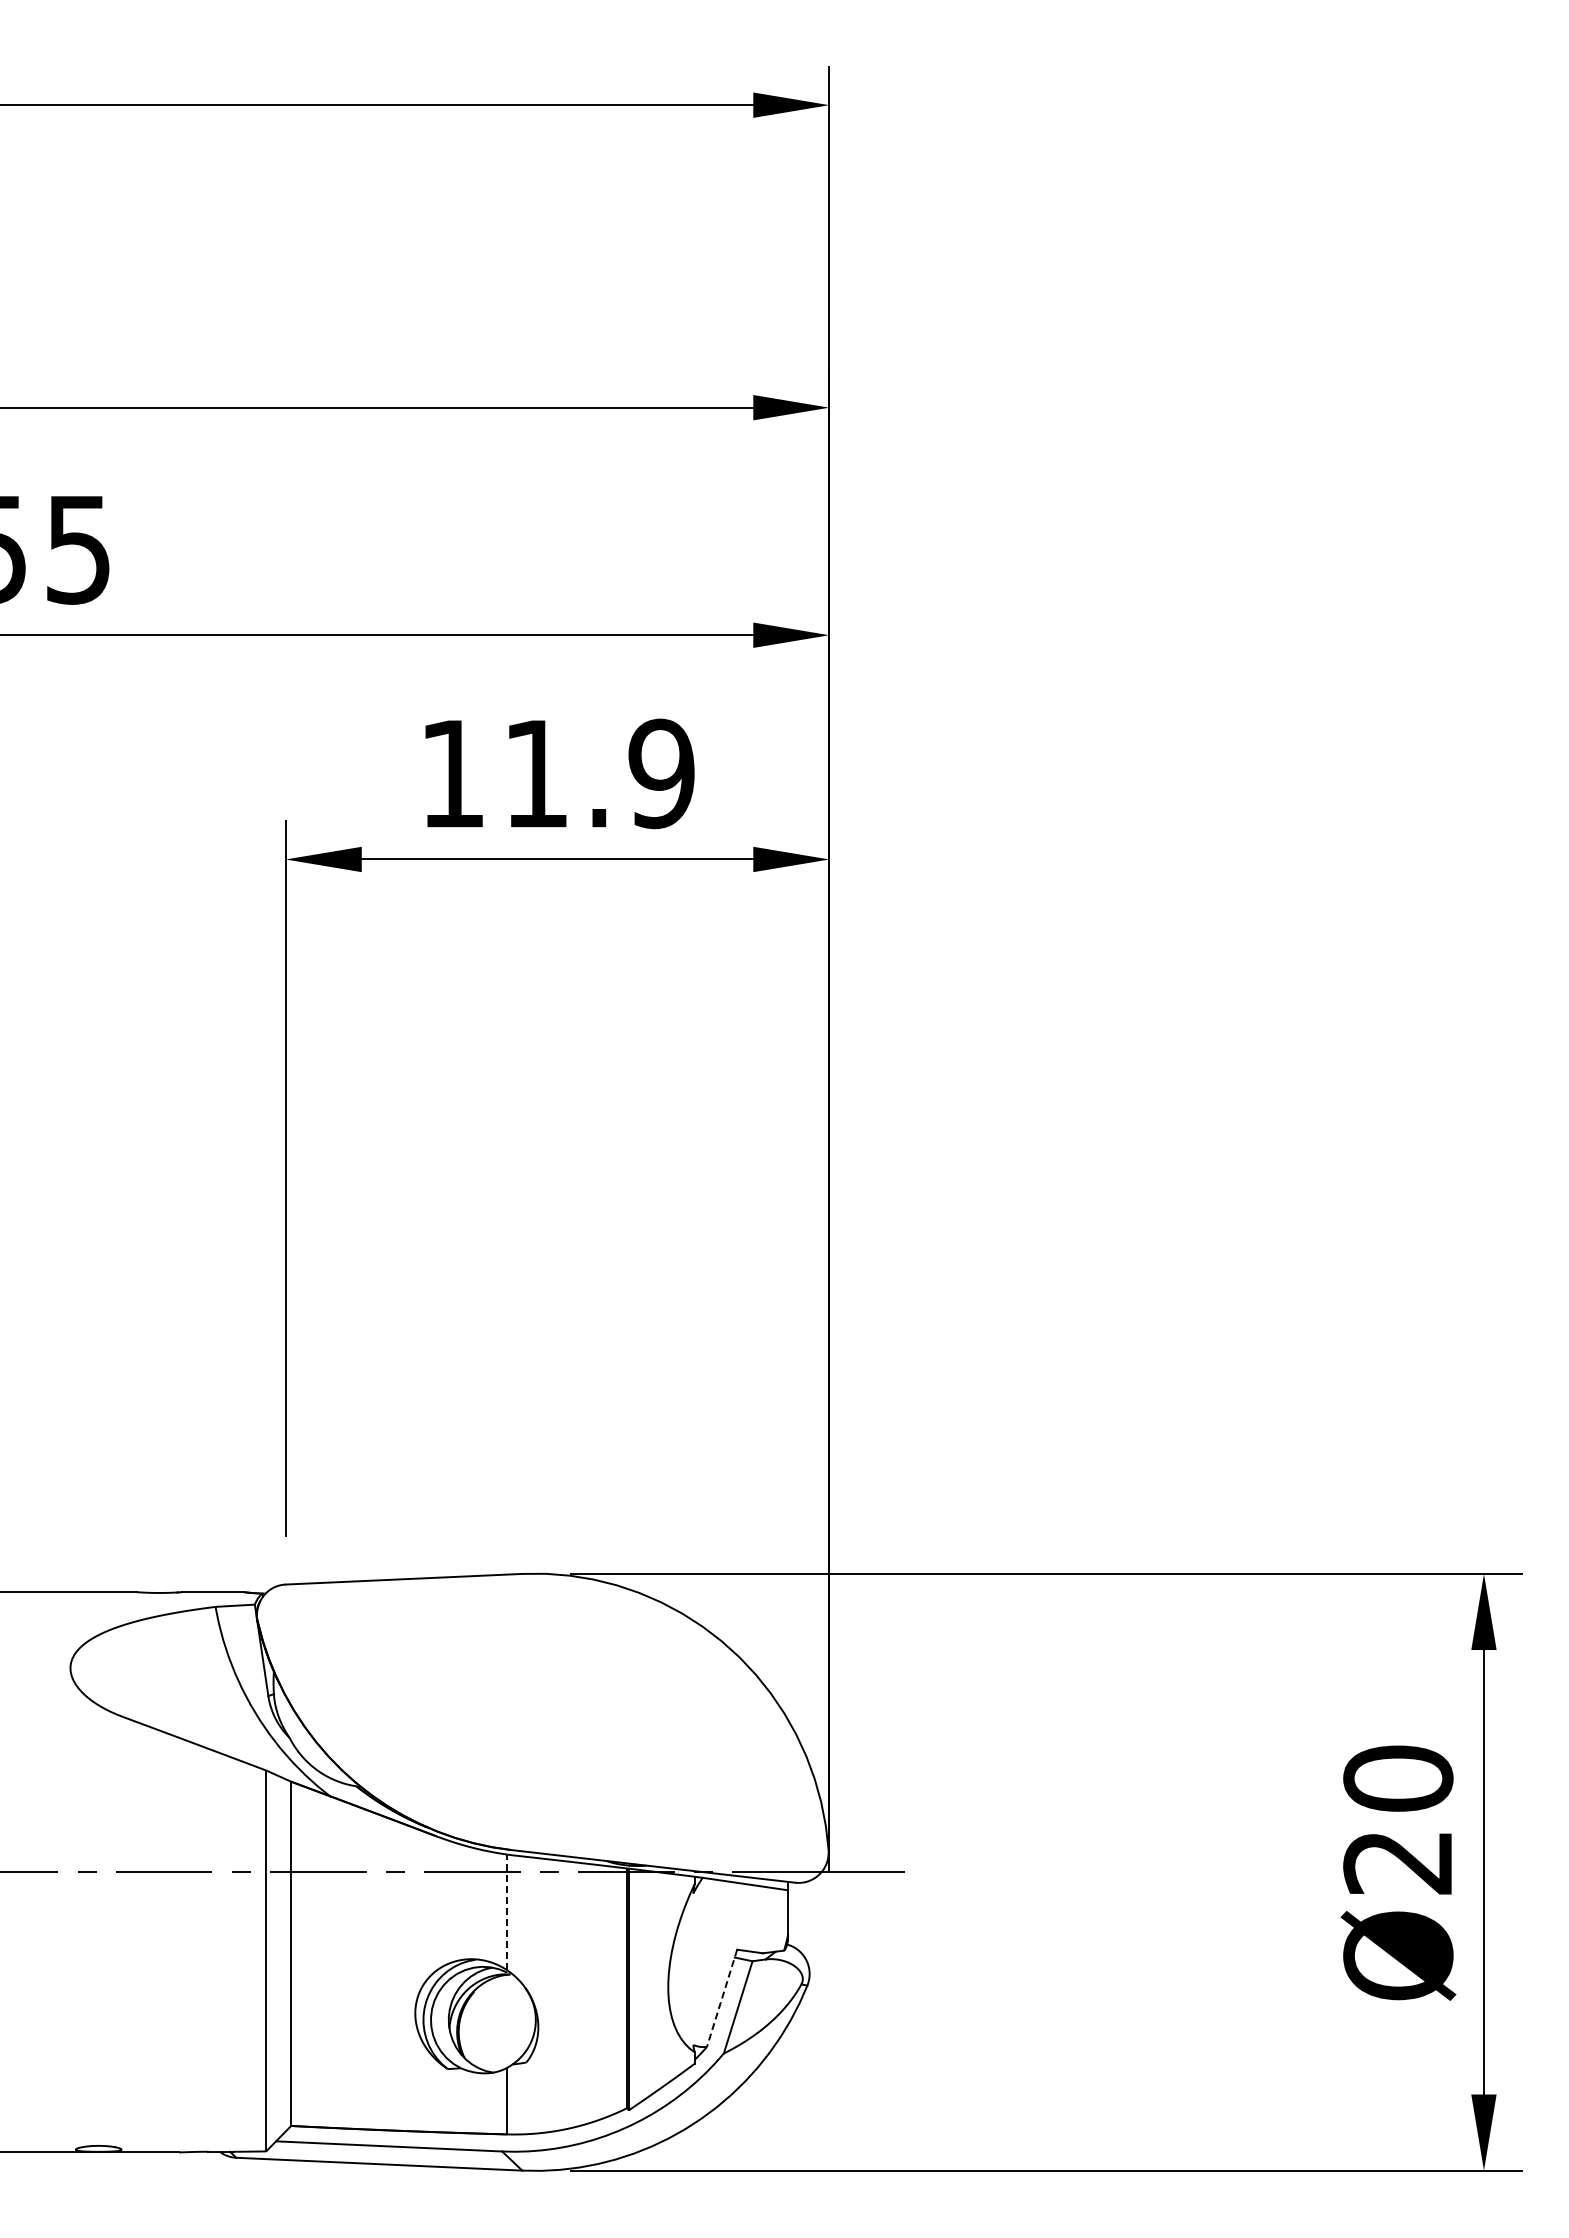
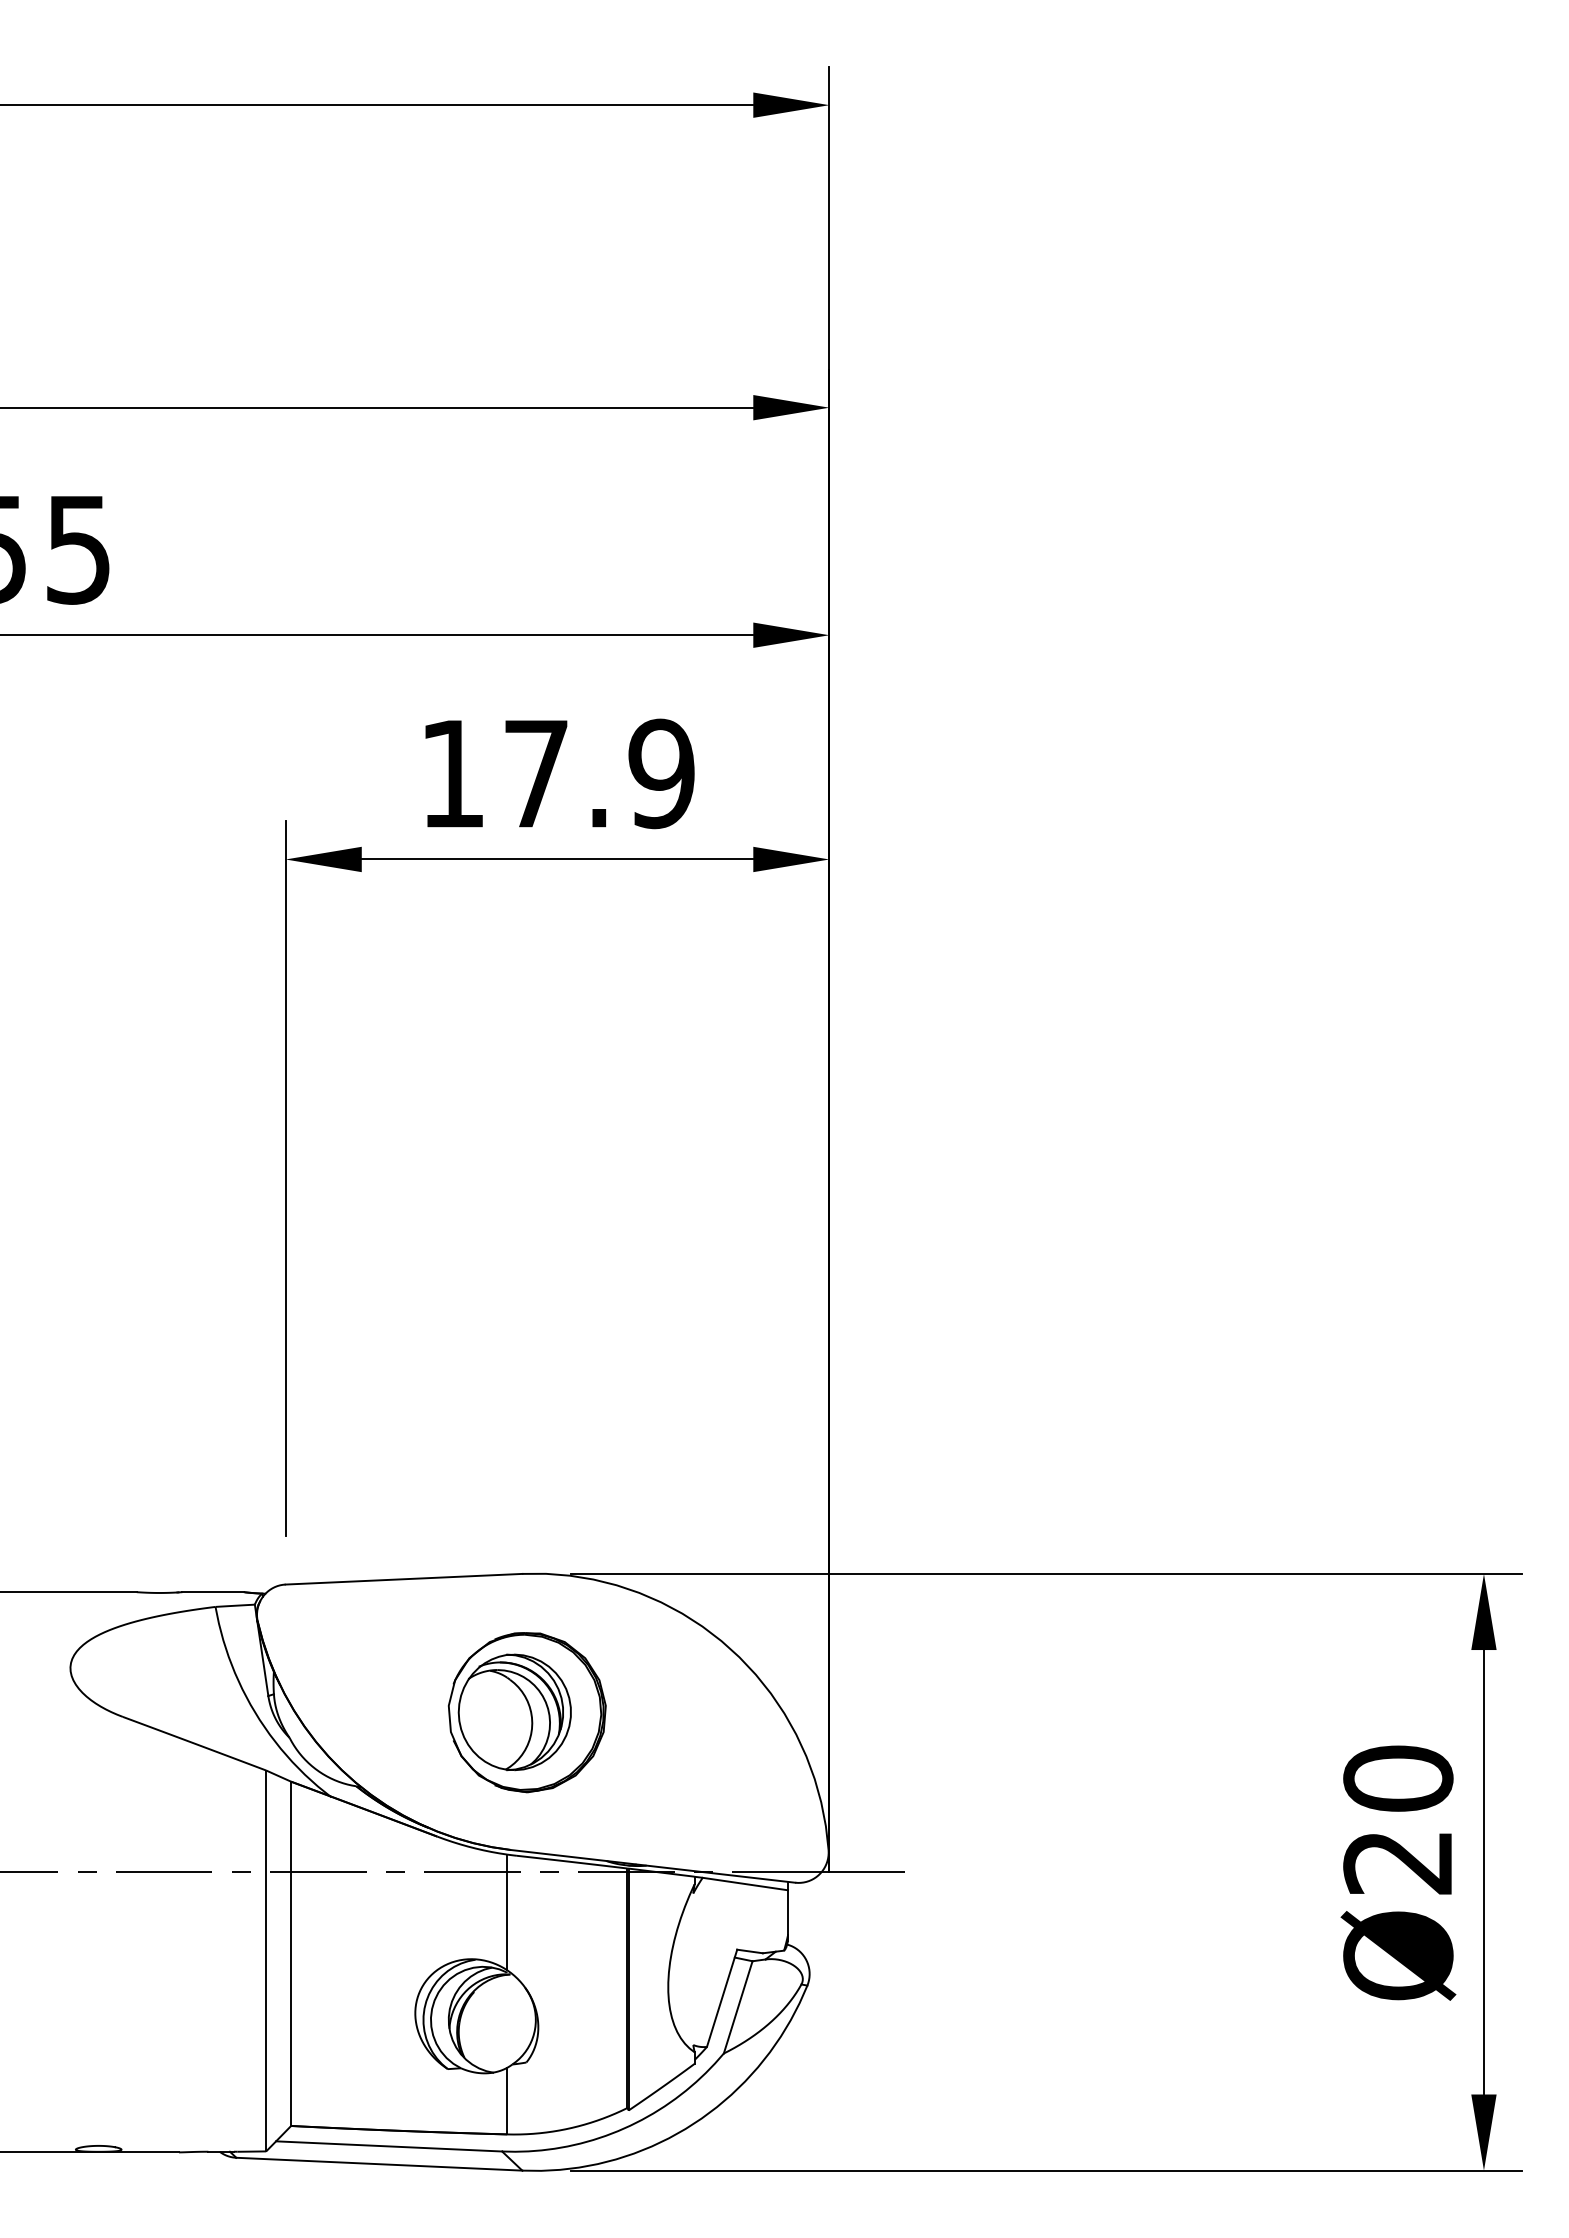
text: 11.9 -> 17.9 (536, 773)
part: none -> present (526, 1712)
line: dashed -> solid (507, 1912)
line: dashed -> solid (722, 1998)
